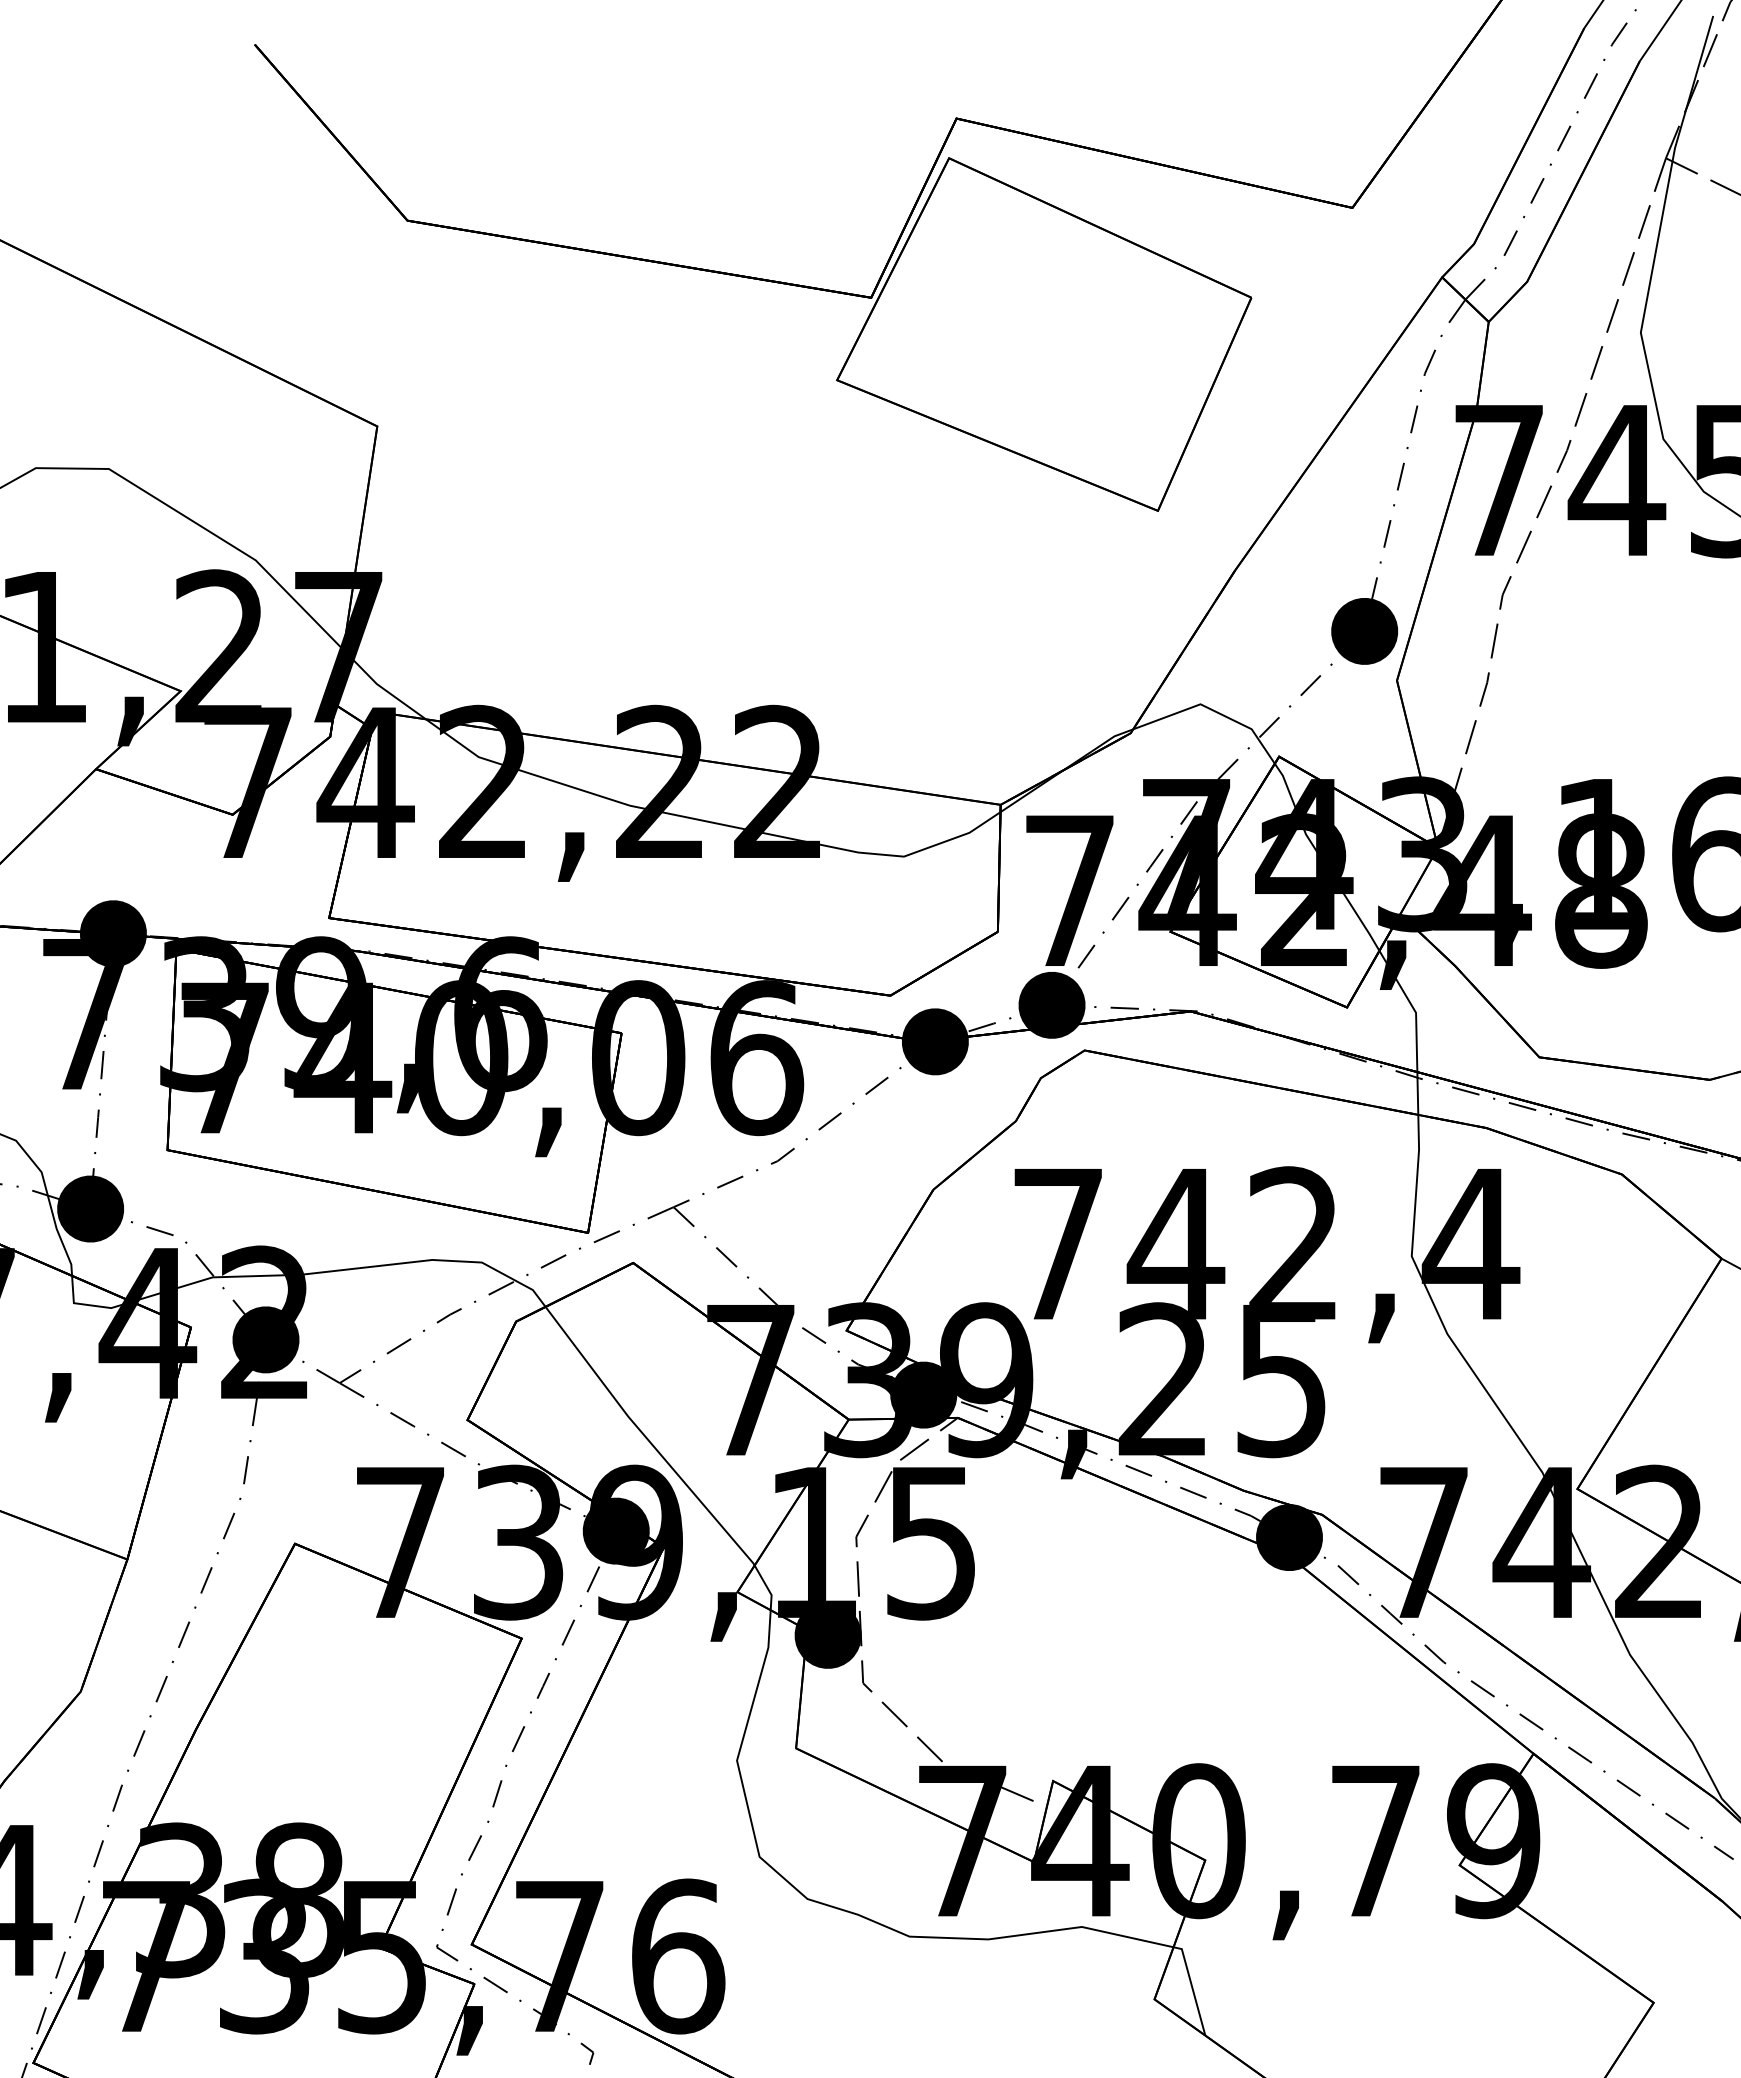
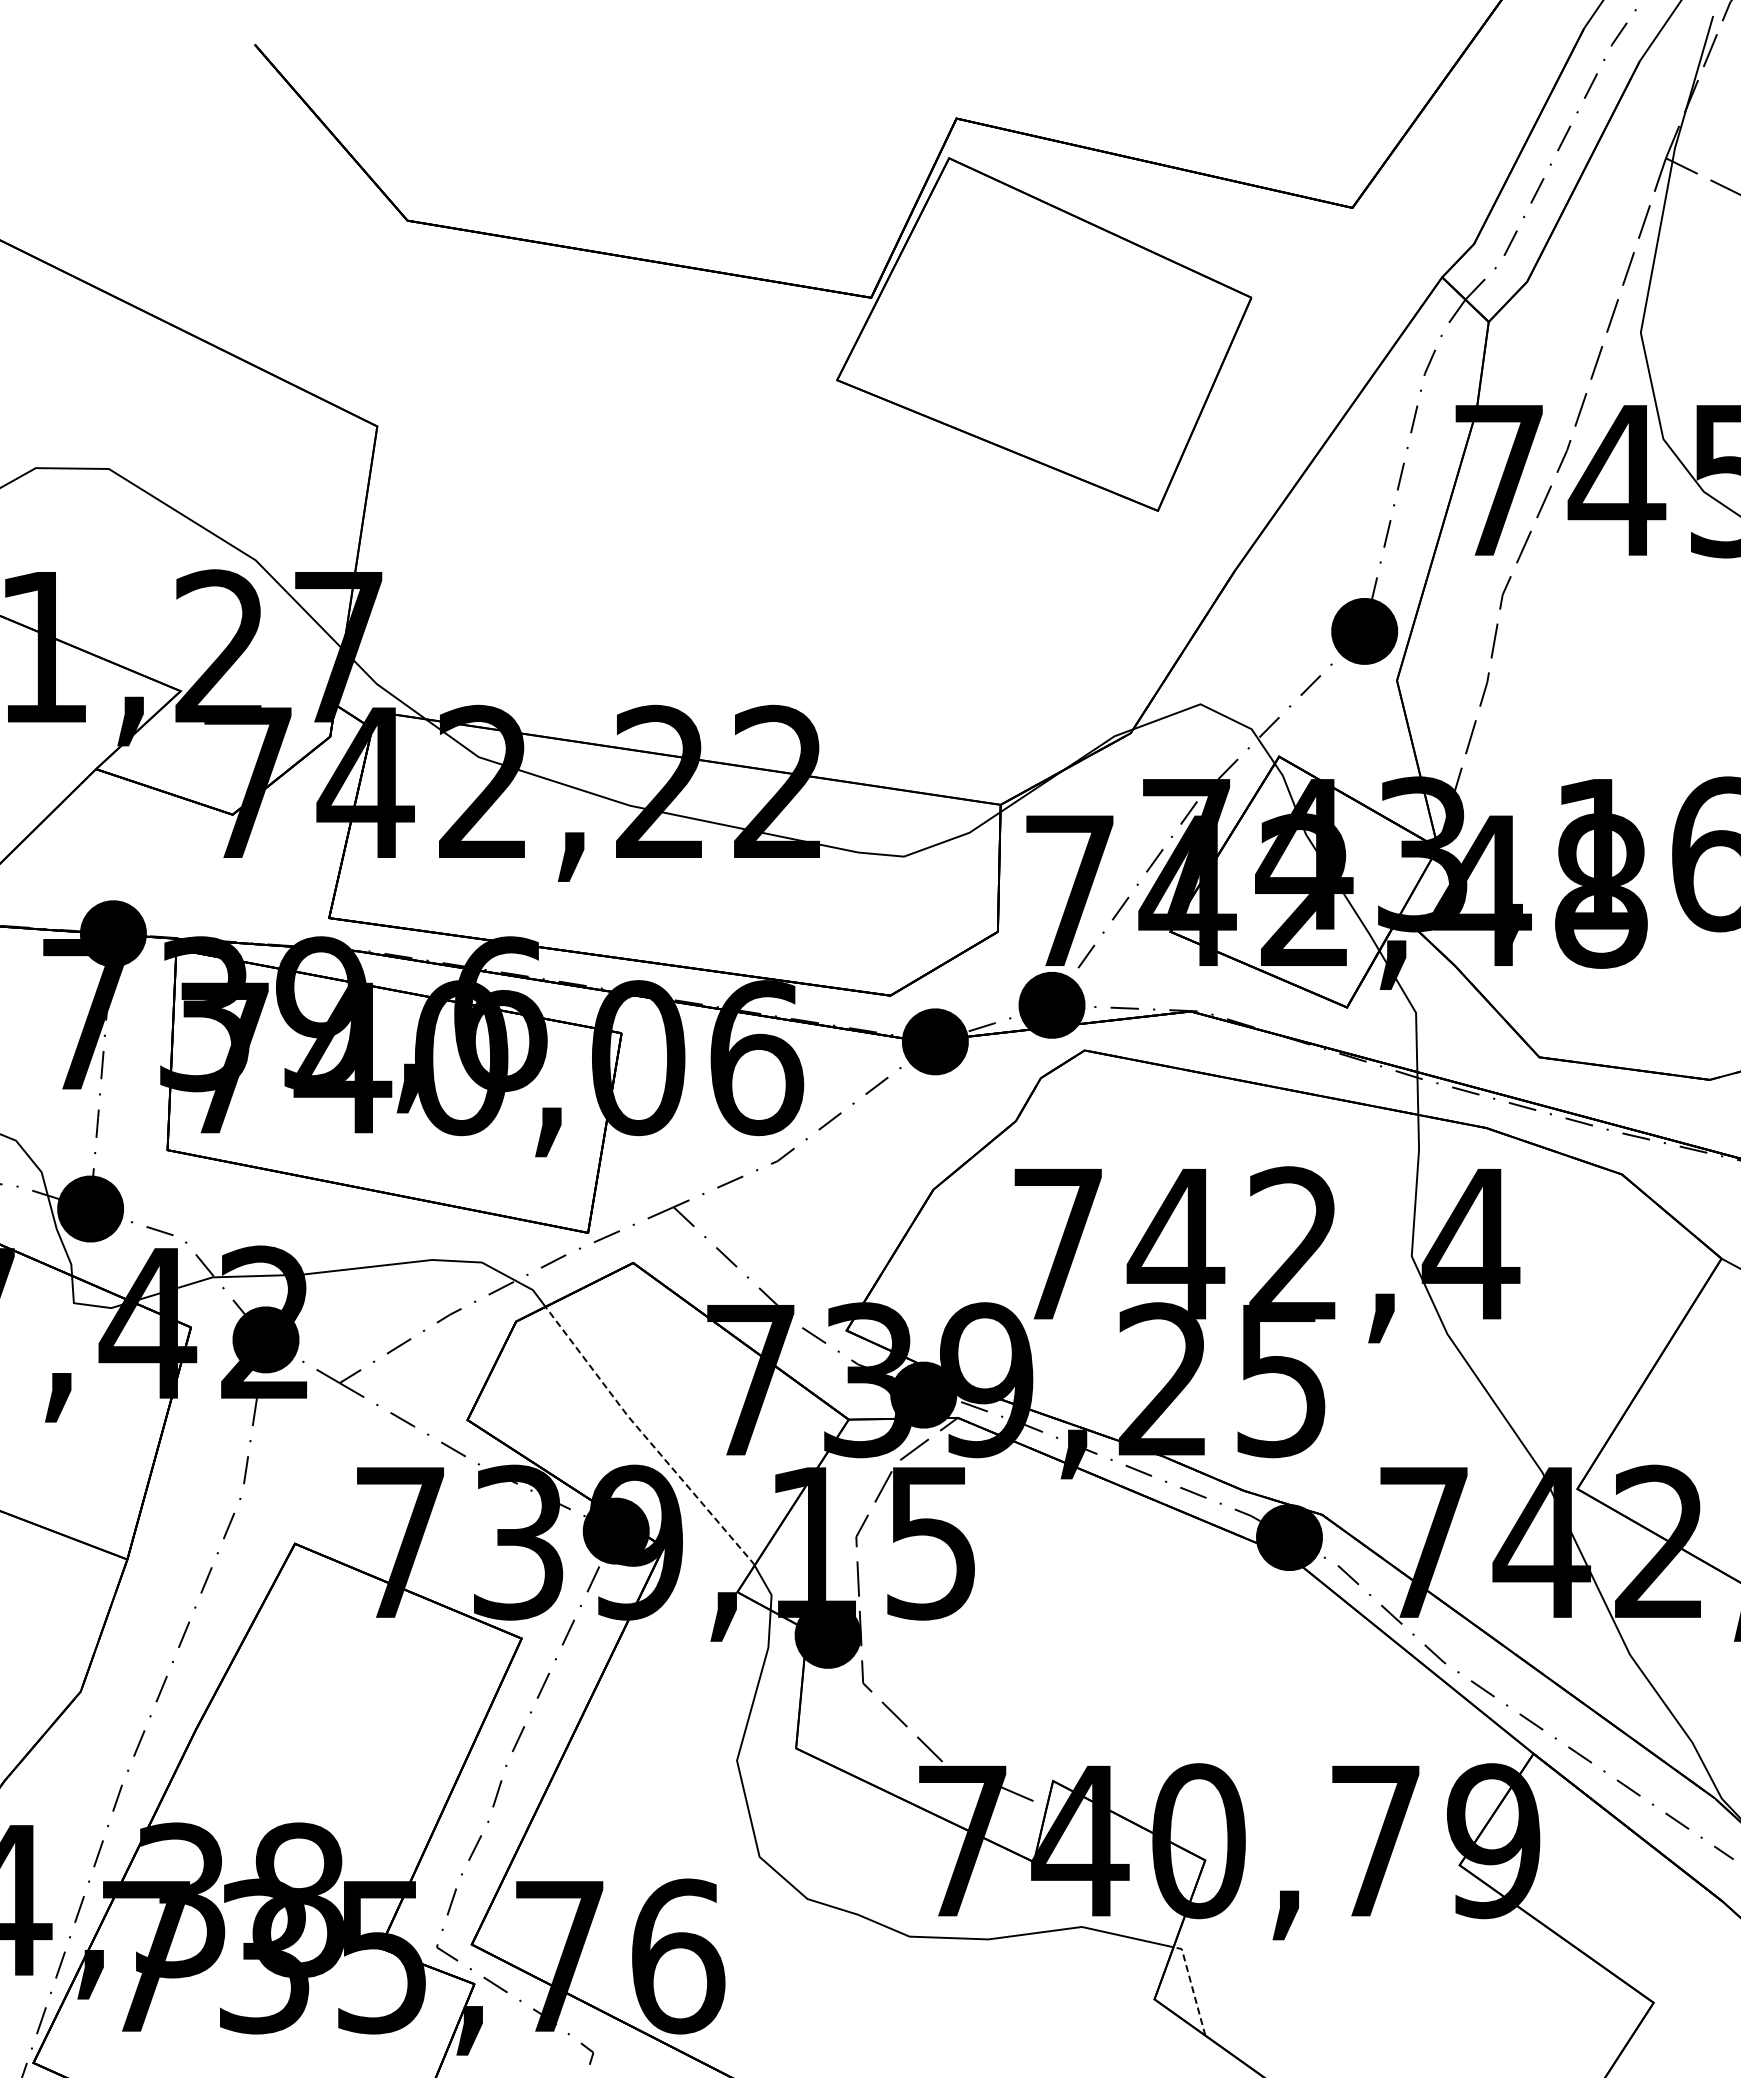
line: solid -> dashed (647, 1438)
line: solid -> dashed (1192, 1987)
